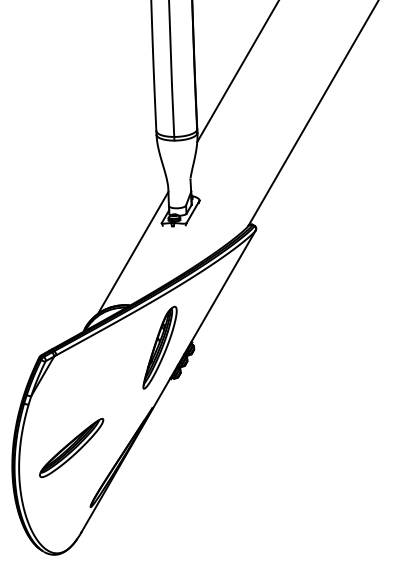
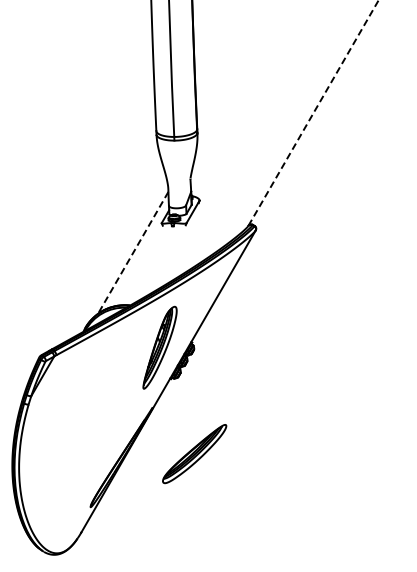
line: present -> none (237, 71)
line: solid -> dashed (313, 112)
line: solid -> dashed (133, 253)
part position: (71, 448) -> (194, 454) (194, 454)
